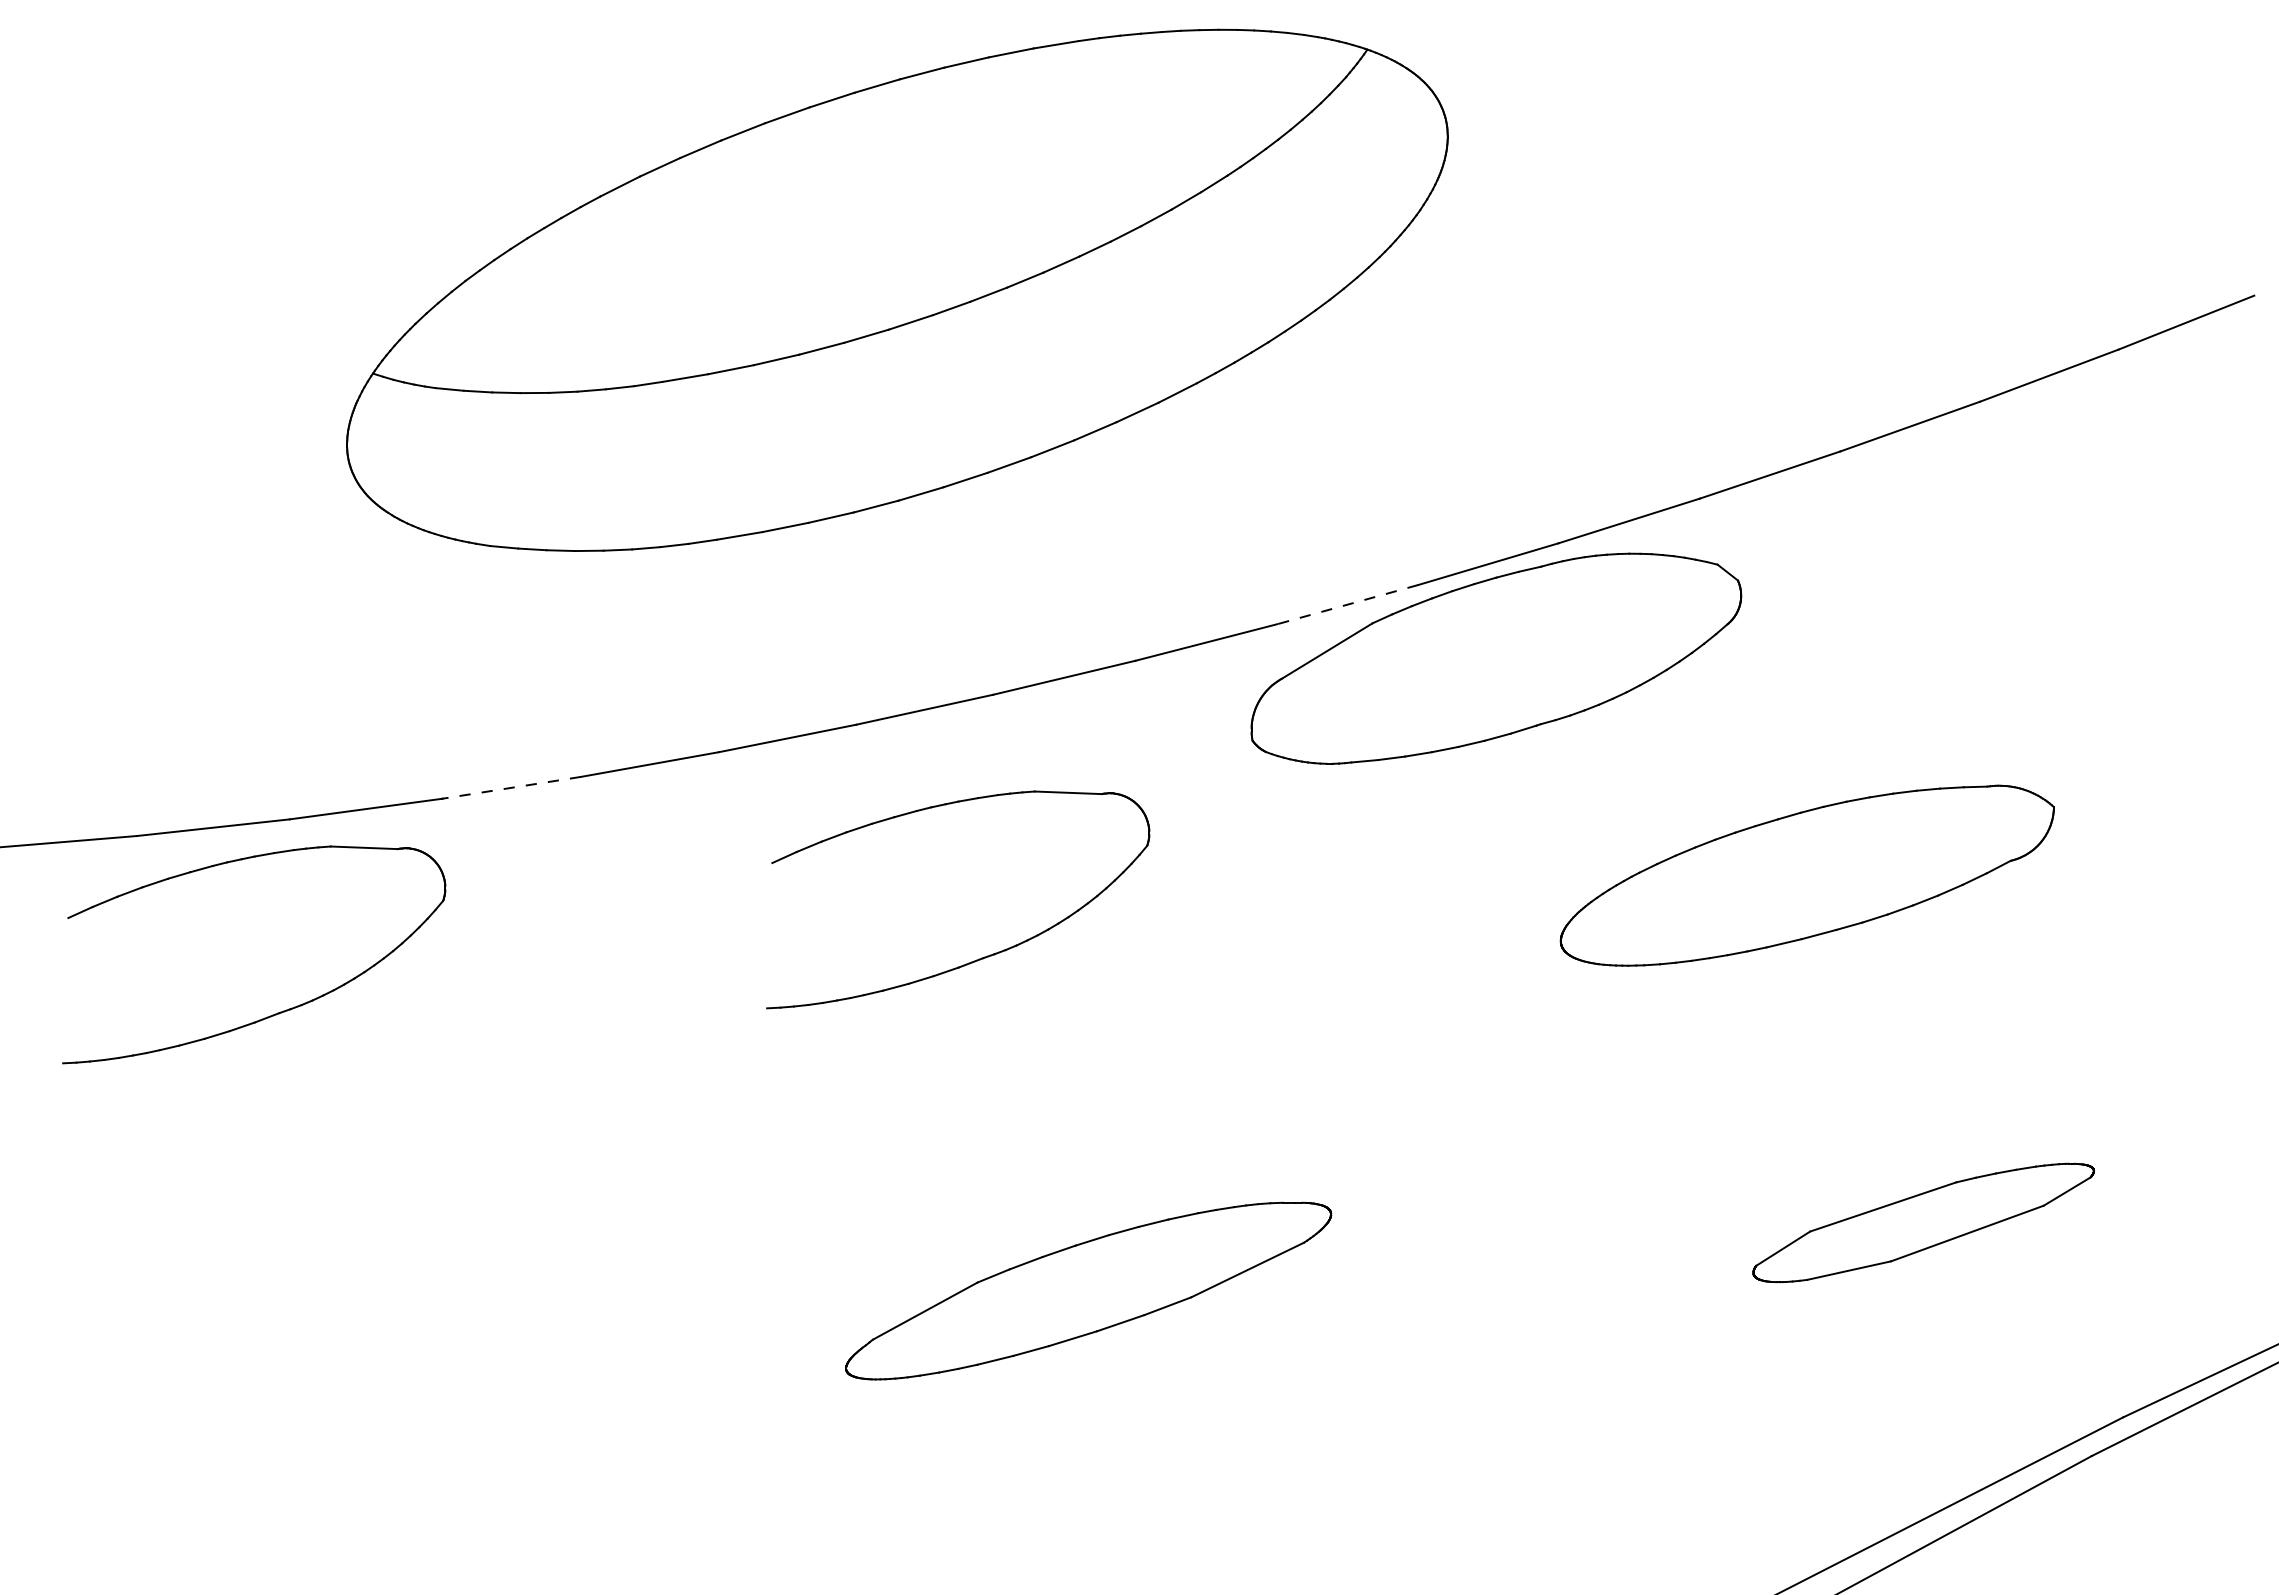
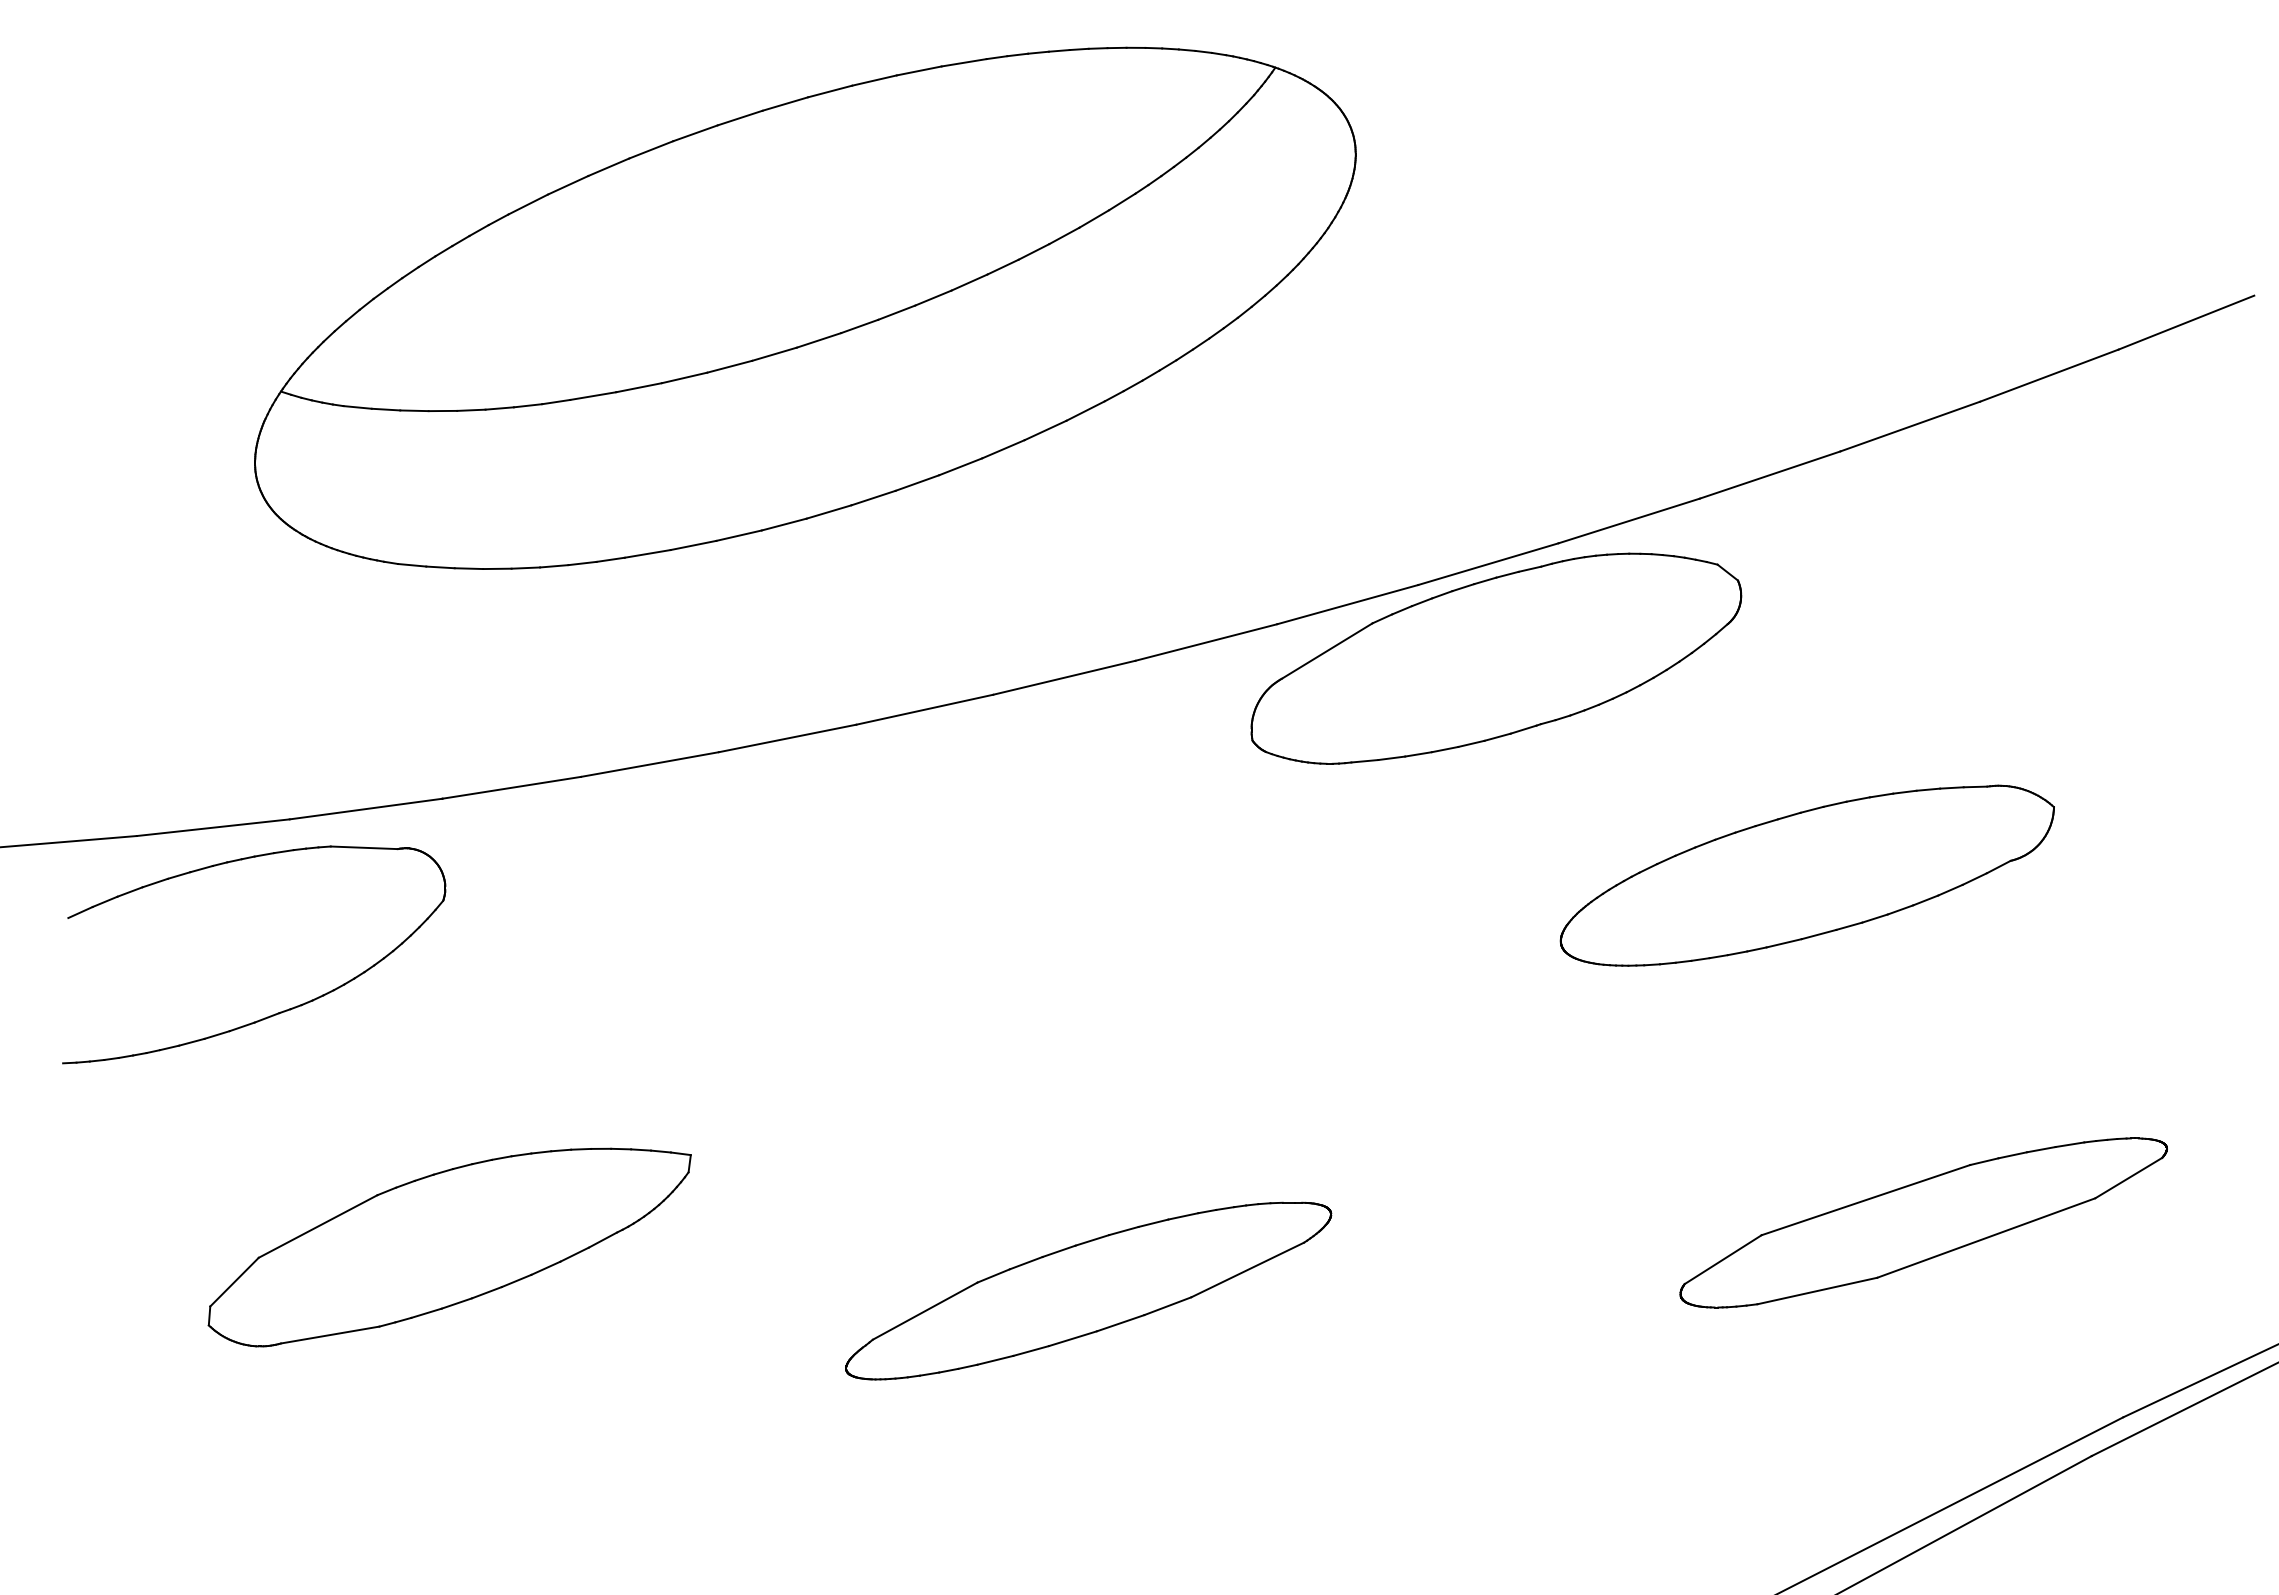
part position: (897, 289) -> (805, 307) (805, 307)
line: dashed -> solid (1347, 604)
line: dashed -> solid (511, 787)
part: present -> none (981, 957)
part size: 343x122 px -> 489x172 px (1923, 1222)
part: none -> present (449, 1247)
